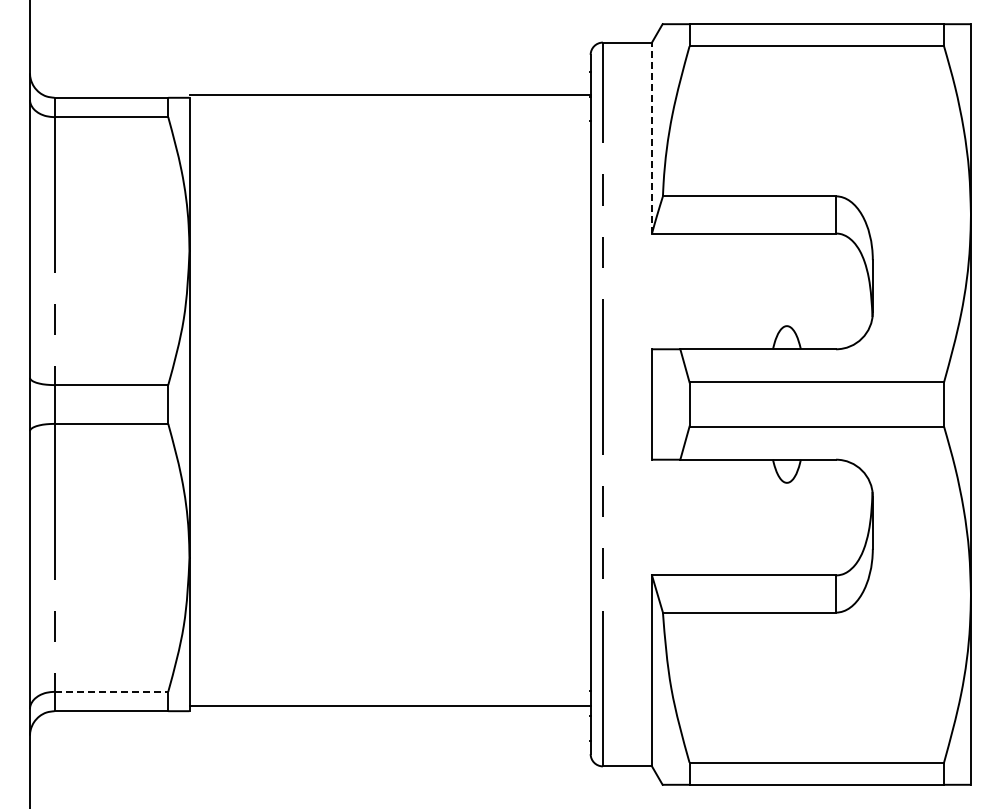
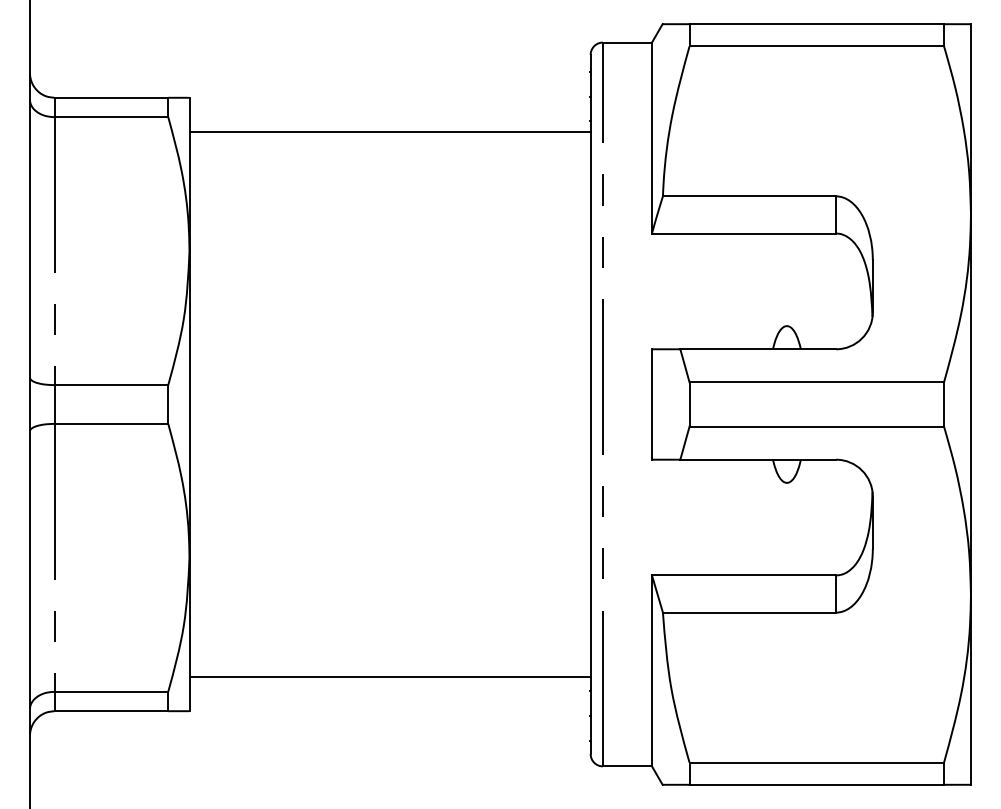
line position: (389, 95) -> (389, 132) (389, 132)
line: dashed -> solid (652, 137)
line: dashed -> solid (111, 691)
line position: (389, 705) -> (389, 676) (389, 676)
